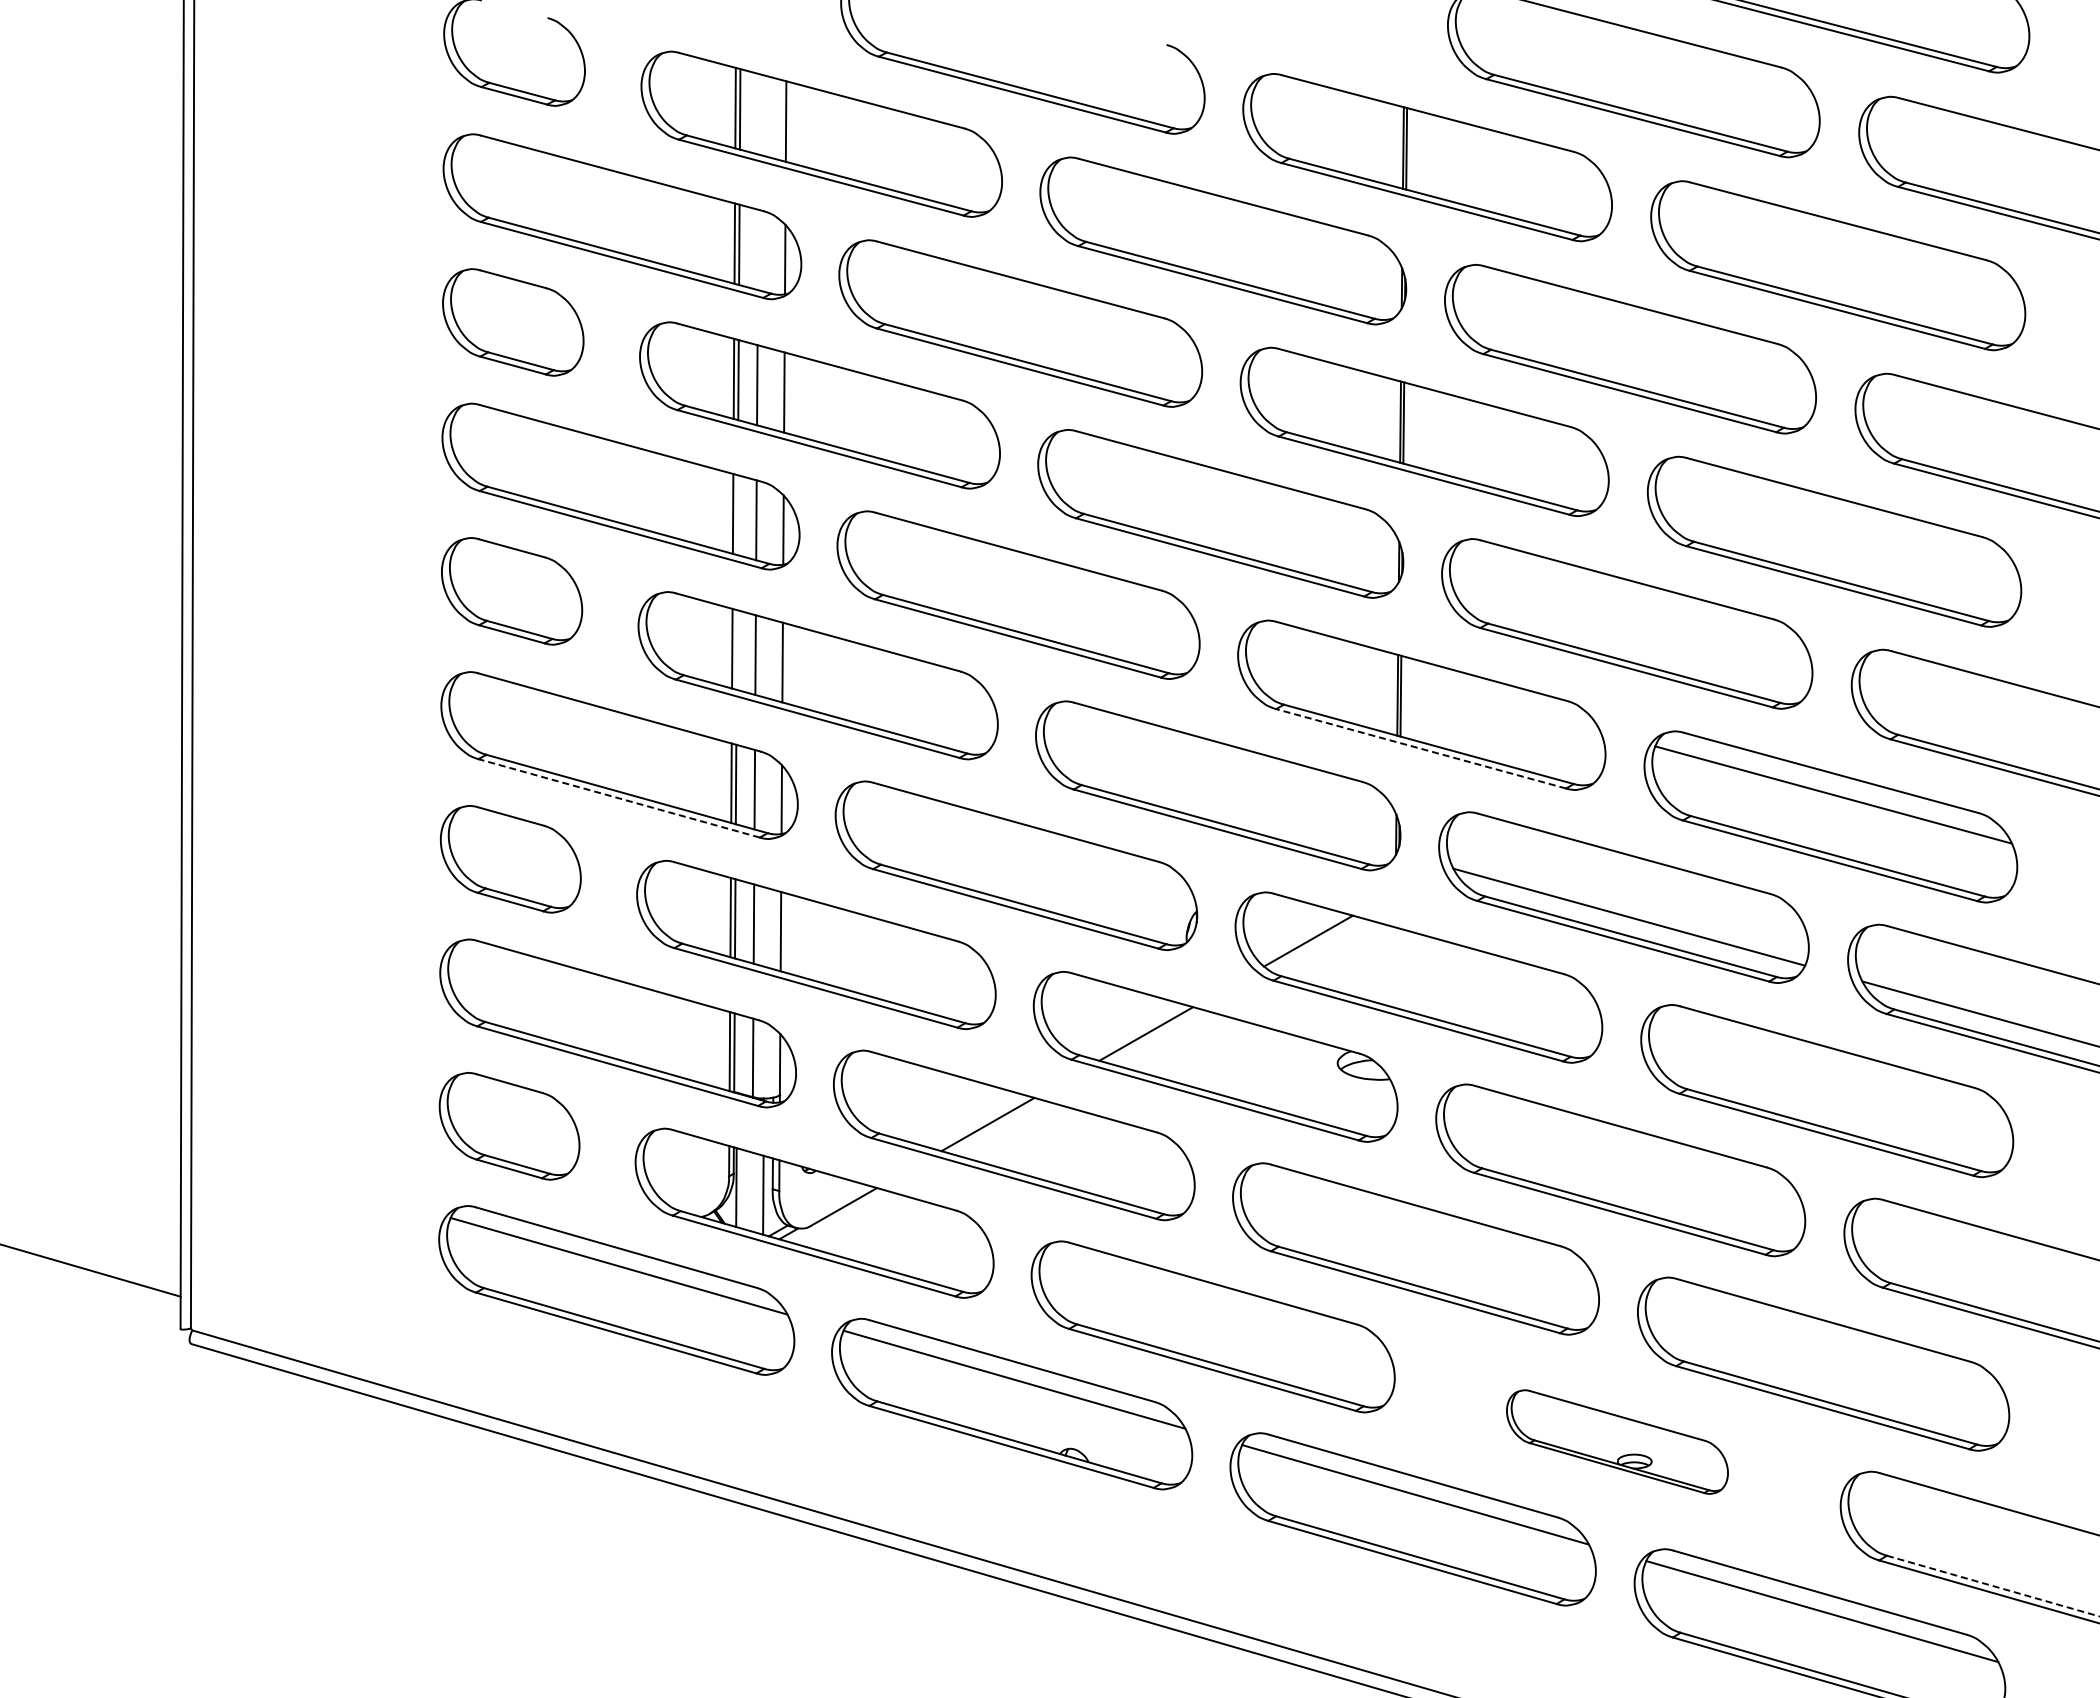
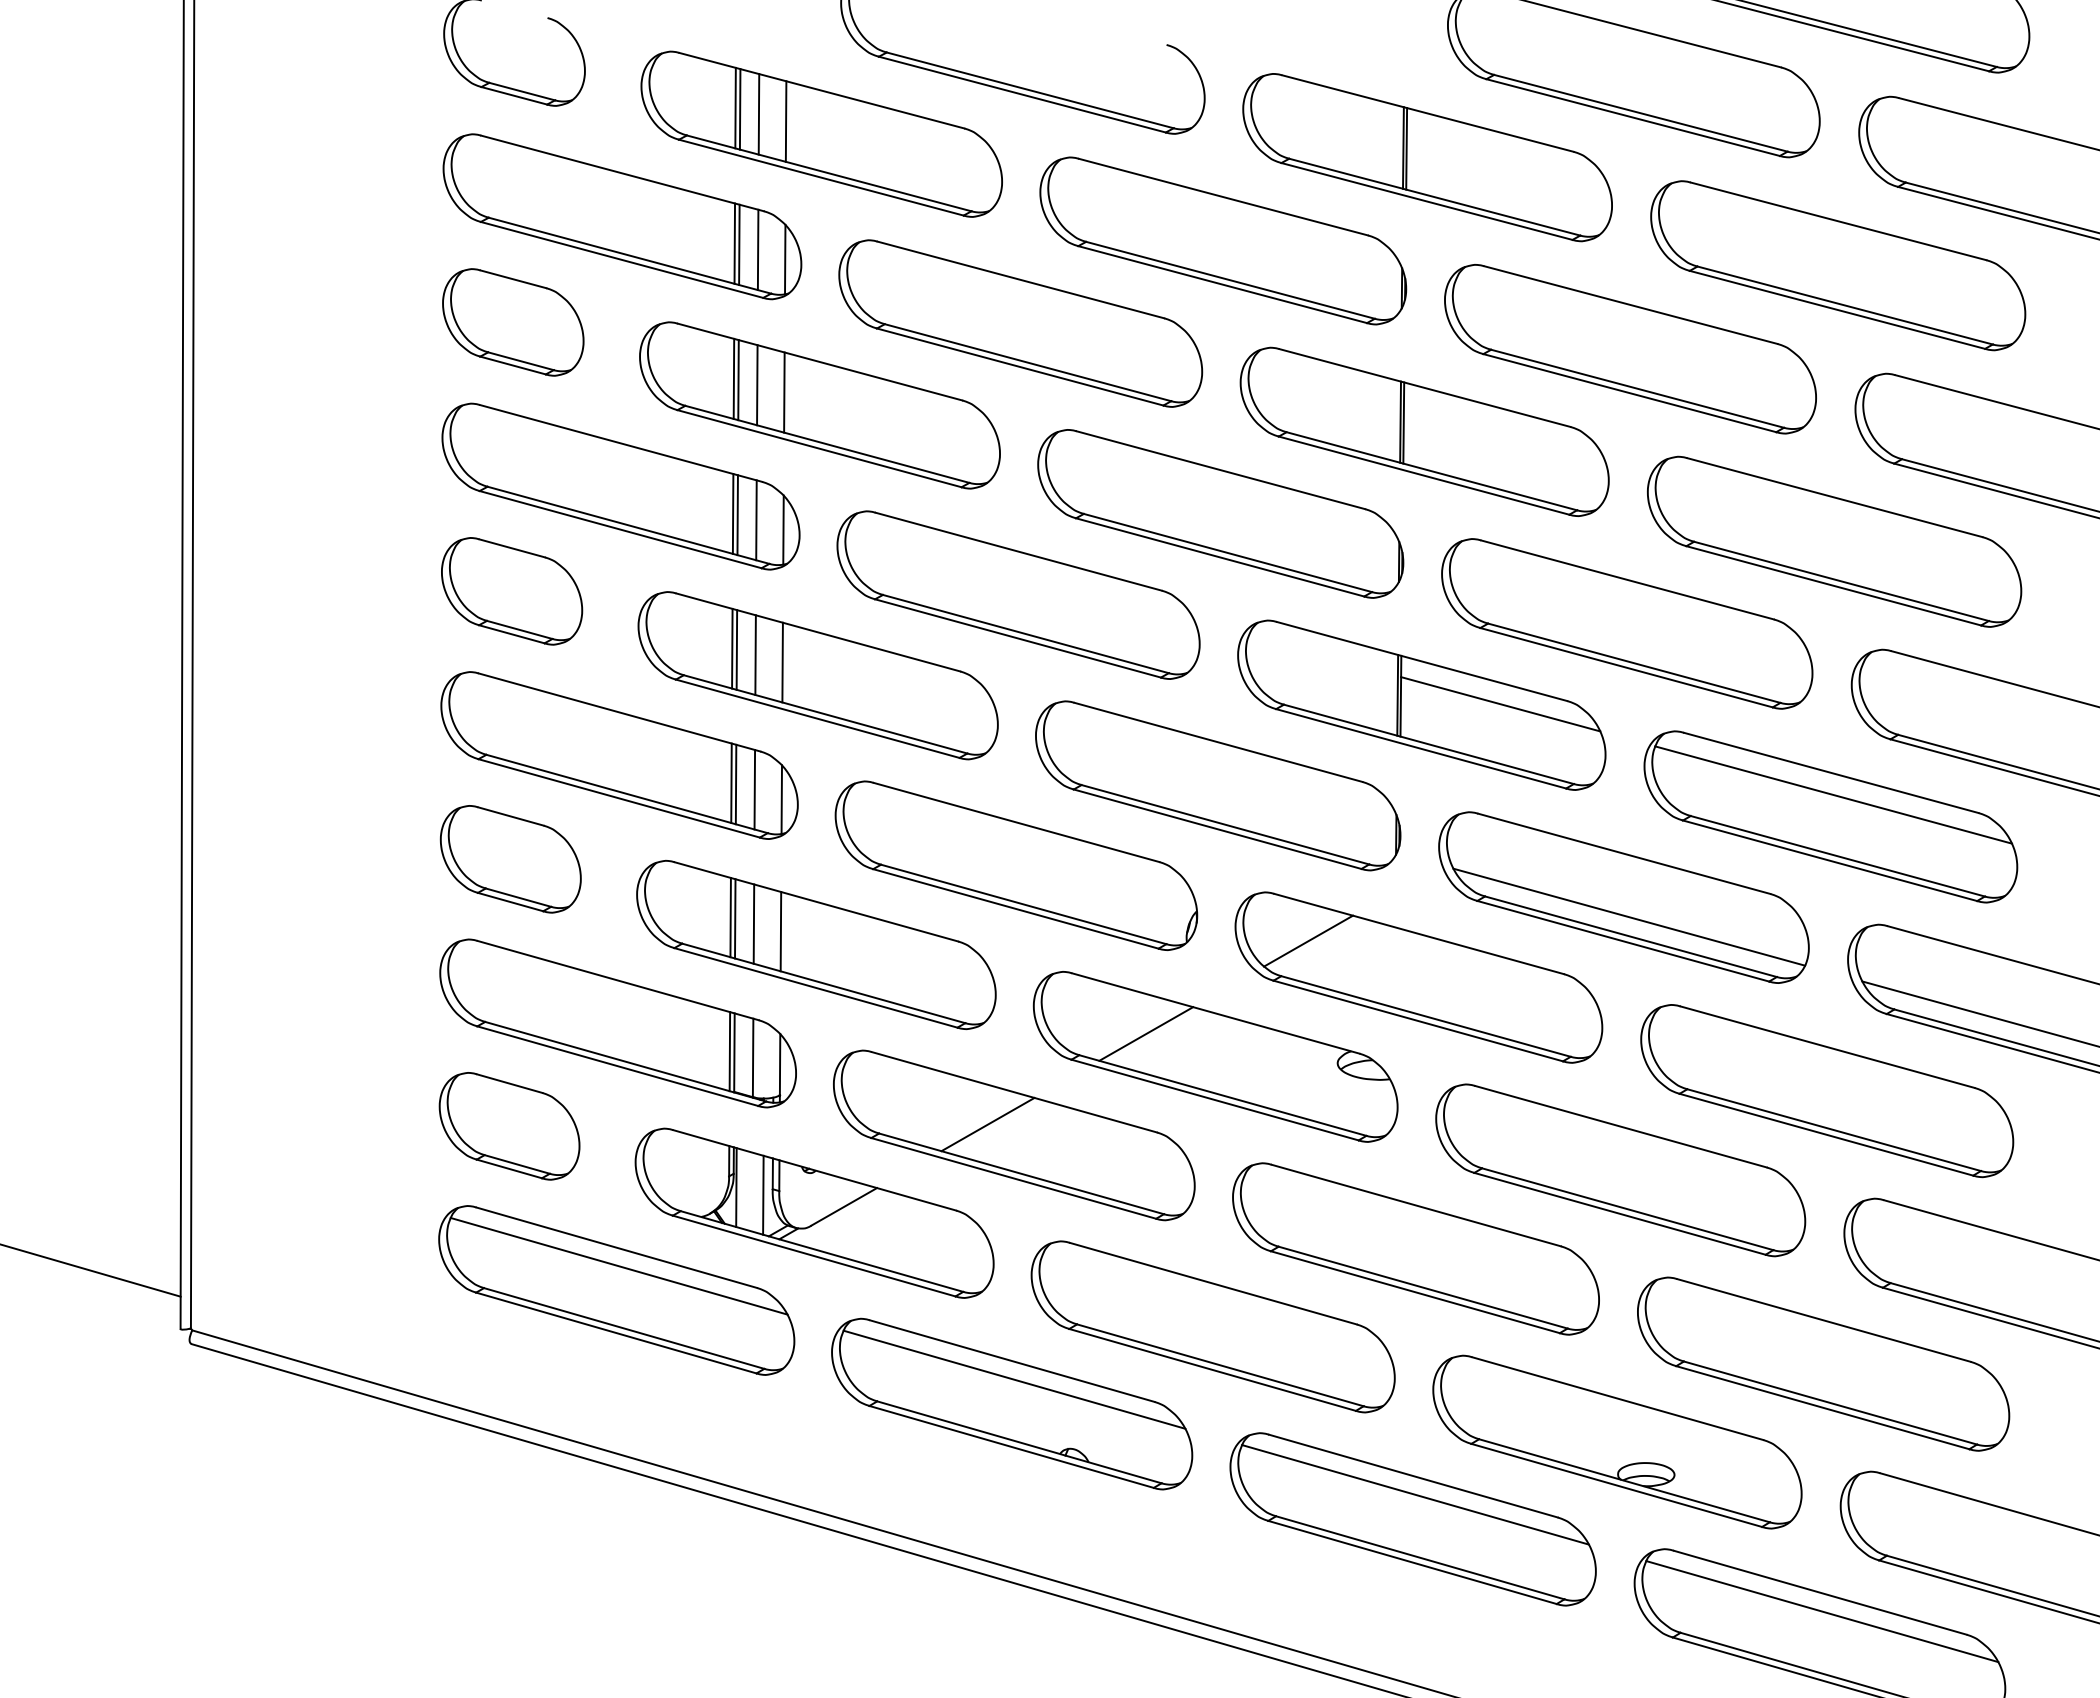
line: none -> present (758, 114)
line: none -> present (757, 249)
line: none -> present (737, 515)
line: none -> present (736, 649)
line: none -> present (1500, 704)
line: dashed -> solid (1420, 748)
line: dashed -> solid (618, 798)
part size: 223x106 px -> 371x176 px (1617, 1441)
line: dashed -> solid (1993, 1586)
